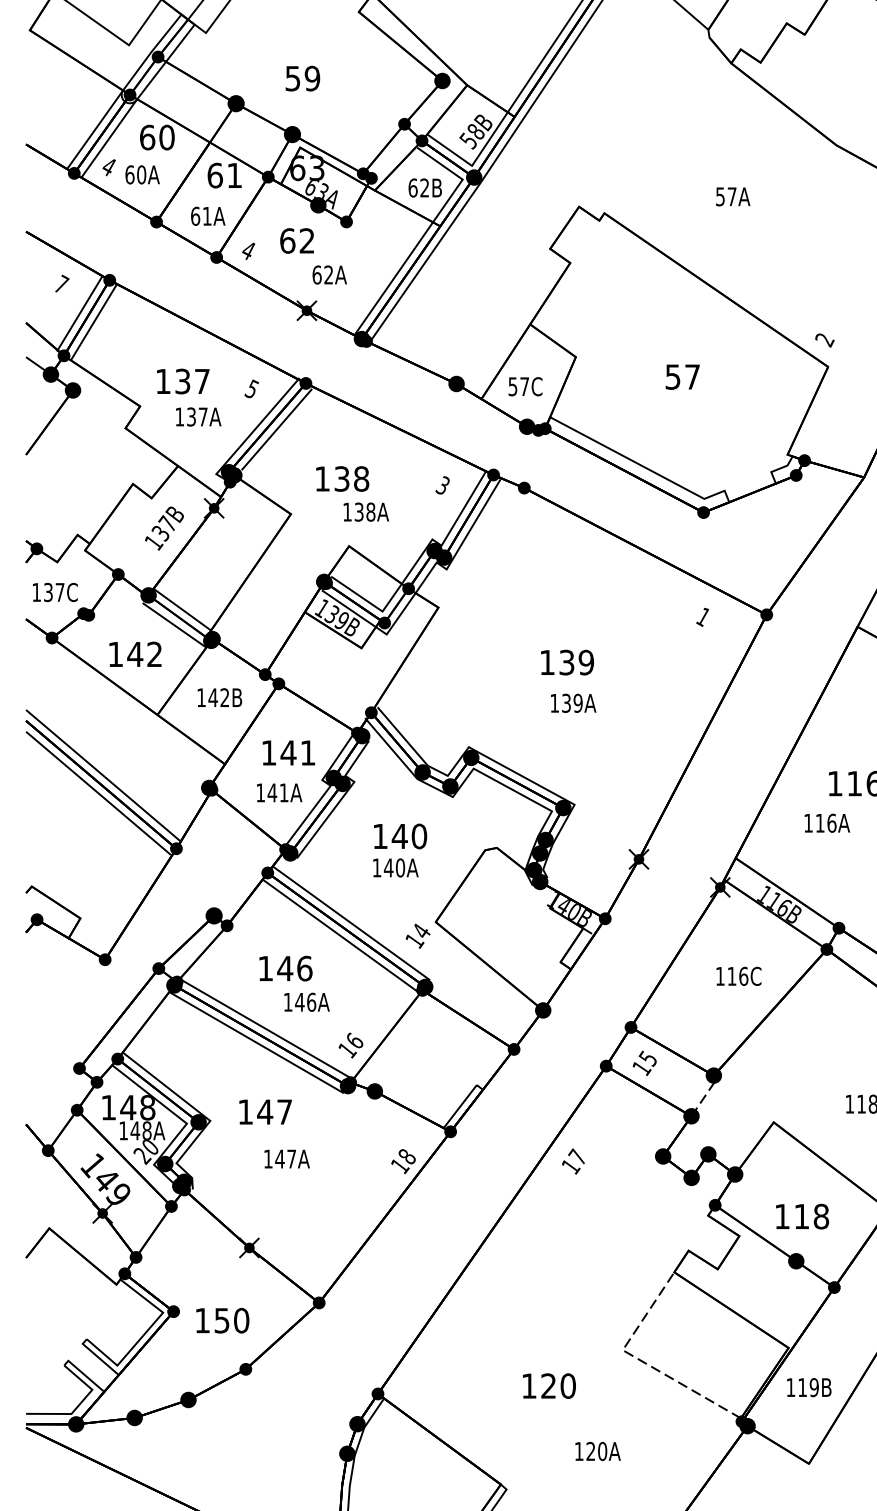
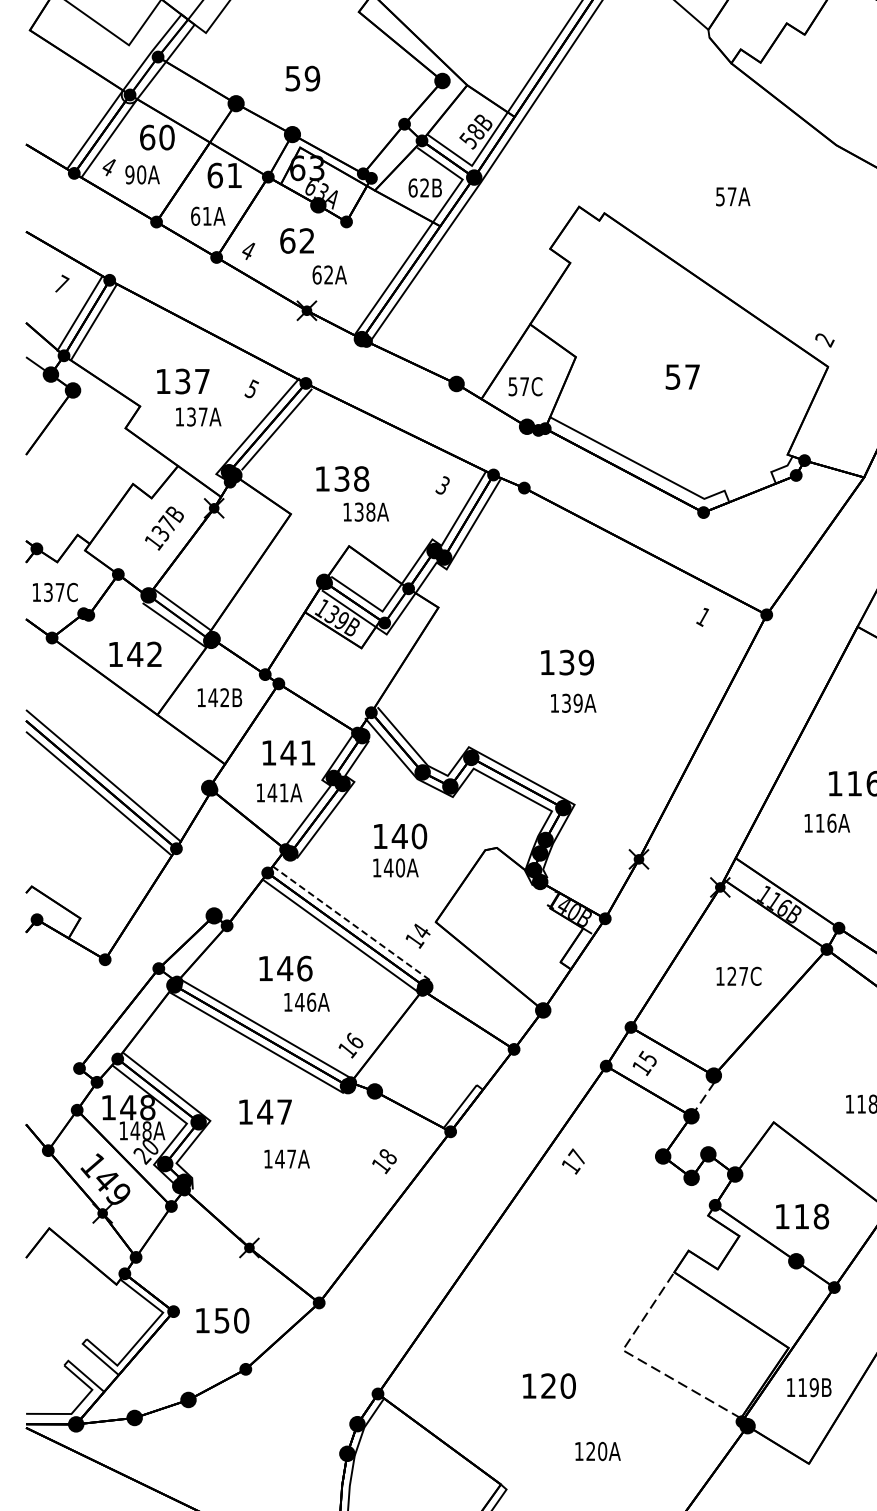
text: 60A -> 90A (129, 174)
line: solid -> dashed (351, 923)
text: 116C -> 127C (737, 975)
text position: (403, 1161) -> (384, 1161) (384, 1161)
